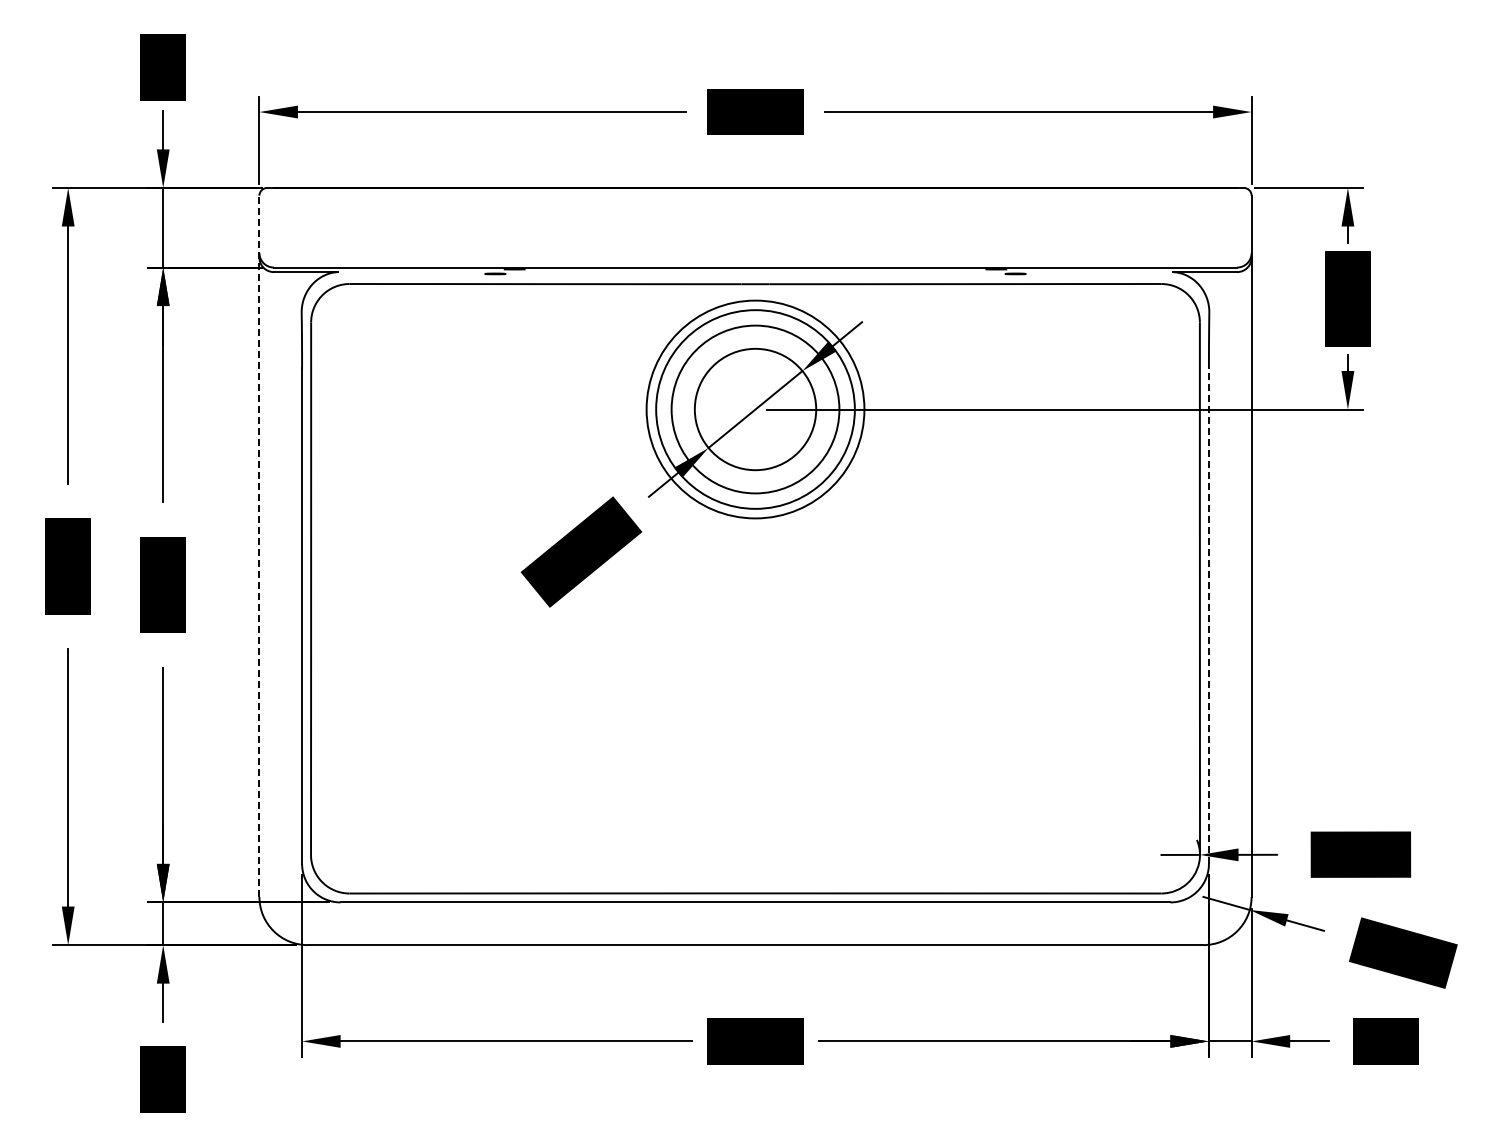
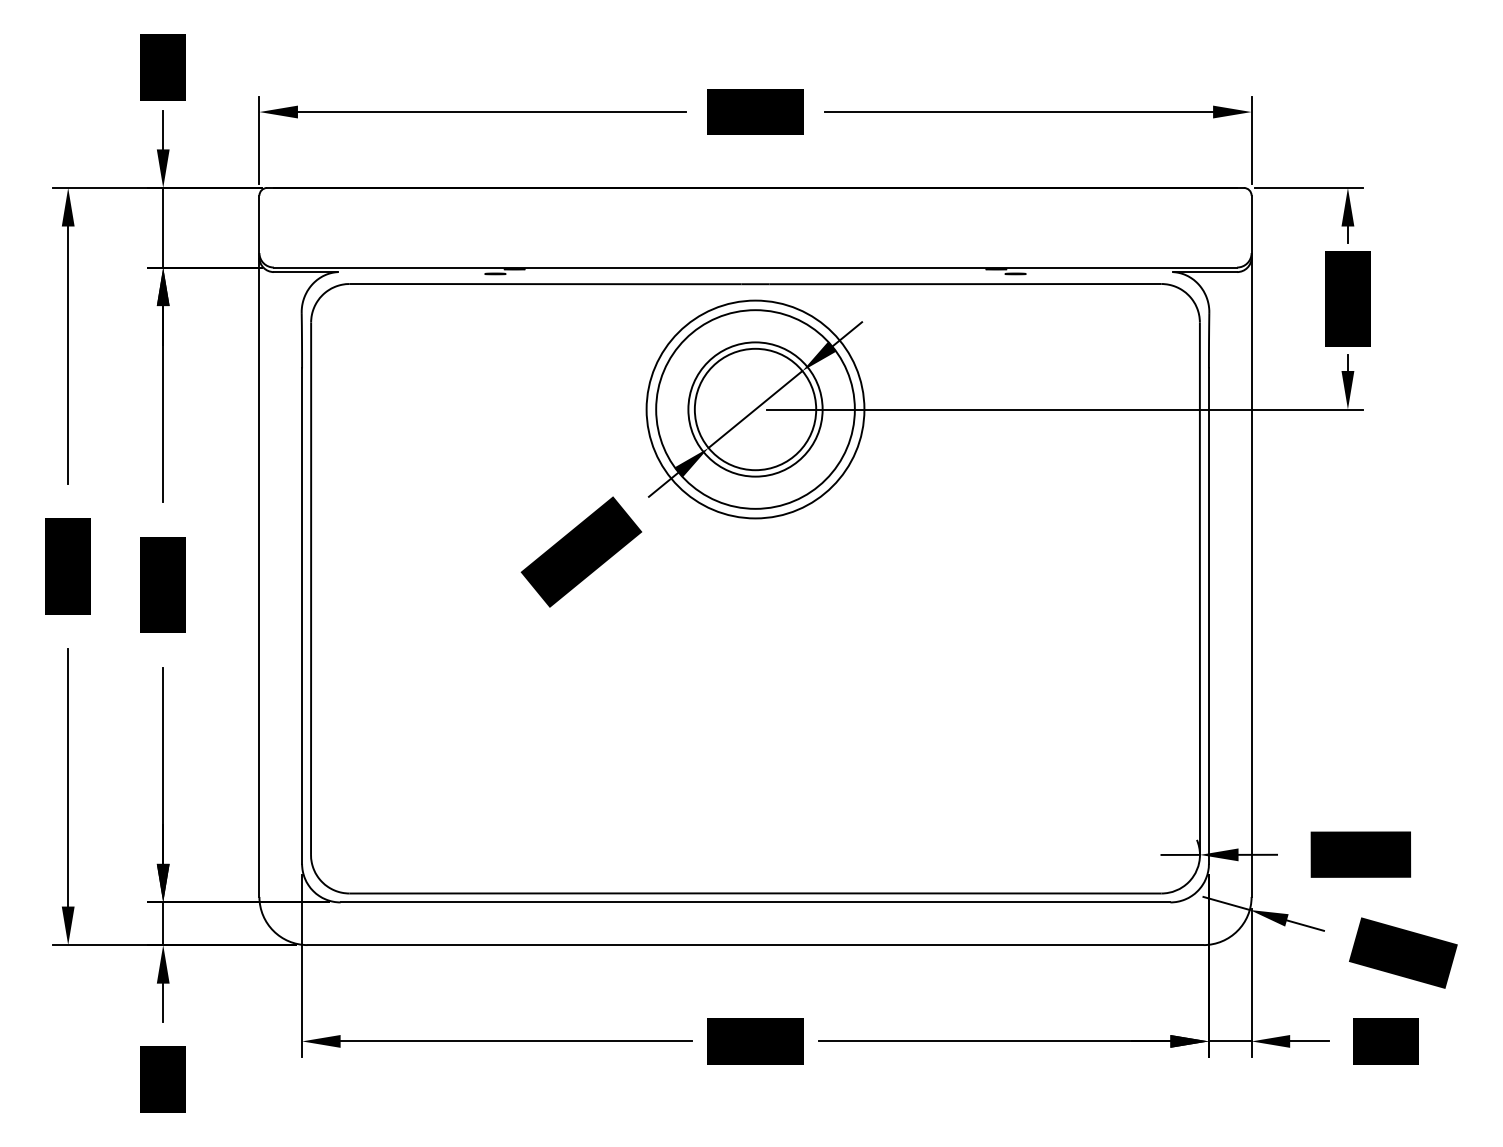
circle diameter: 168 px -> 134 px (755, 409)
line: dashed -> solid (259, 546)
line: dashed -> solid (1208, 616)
